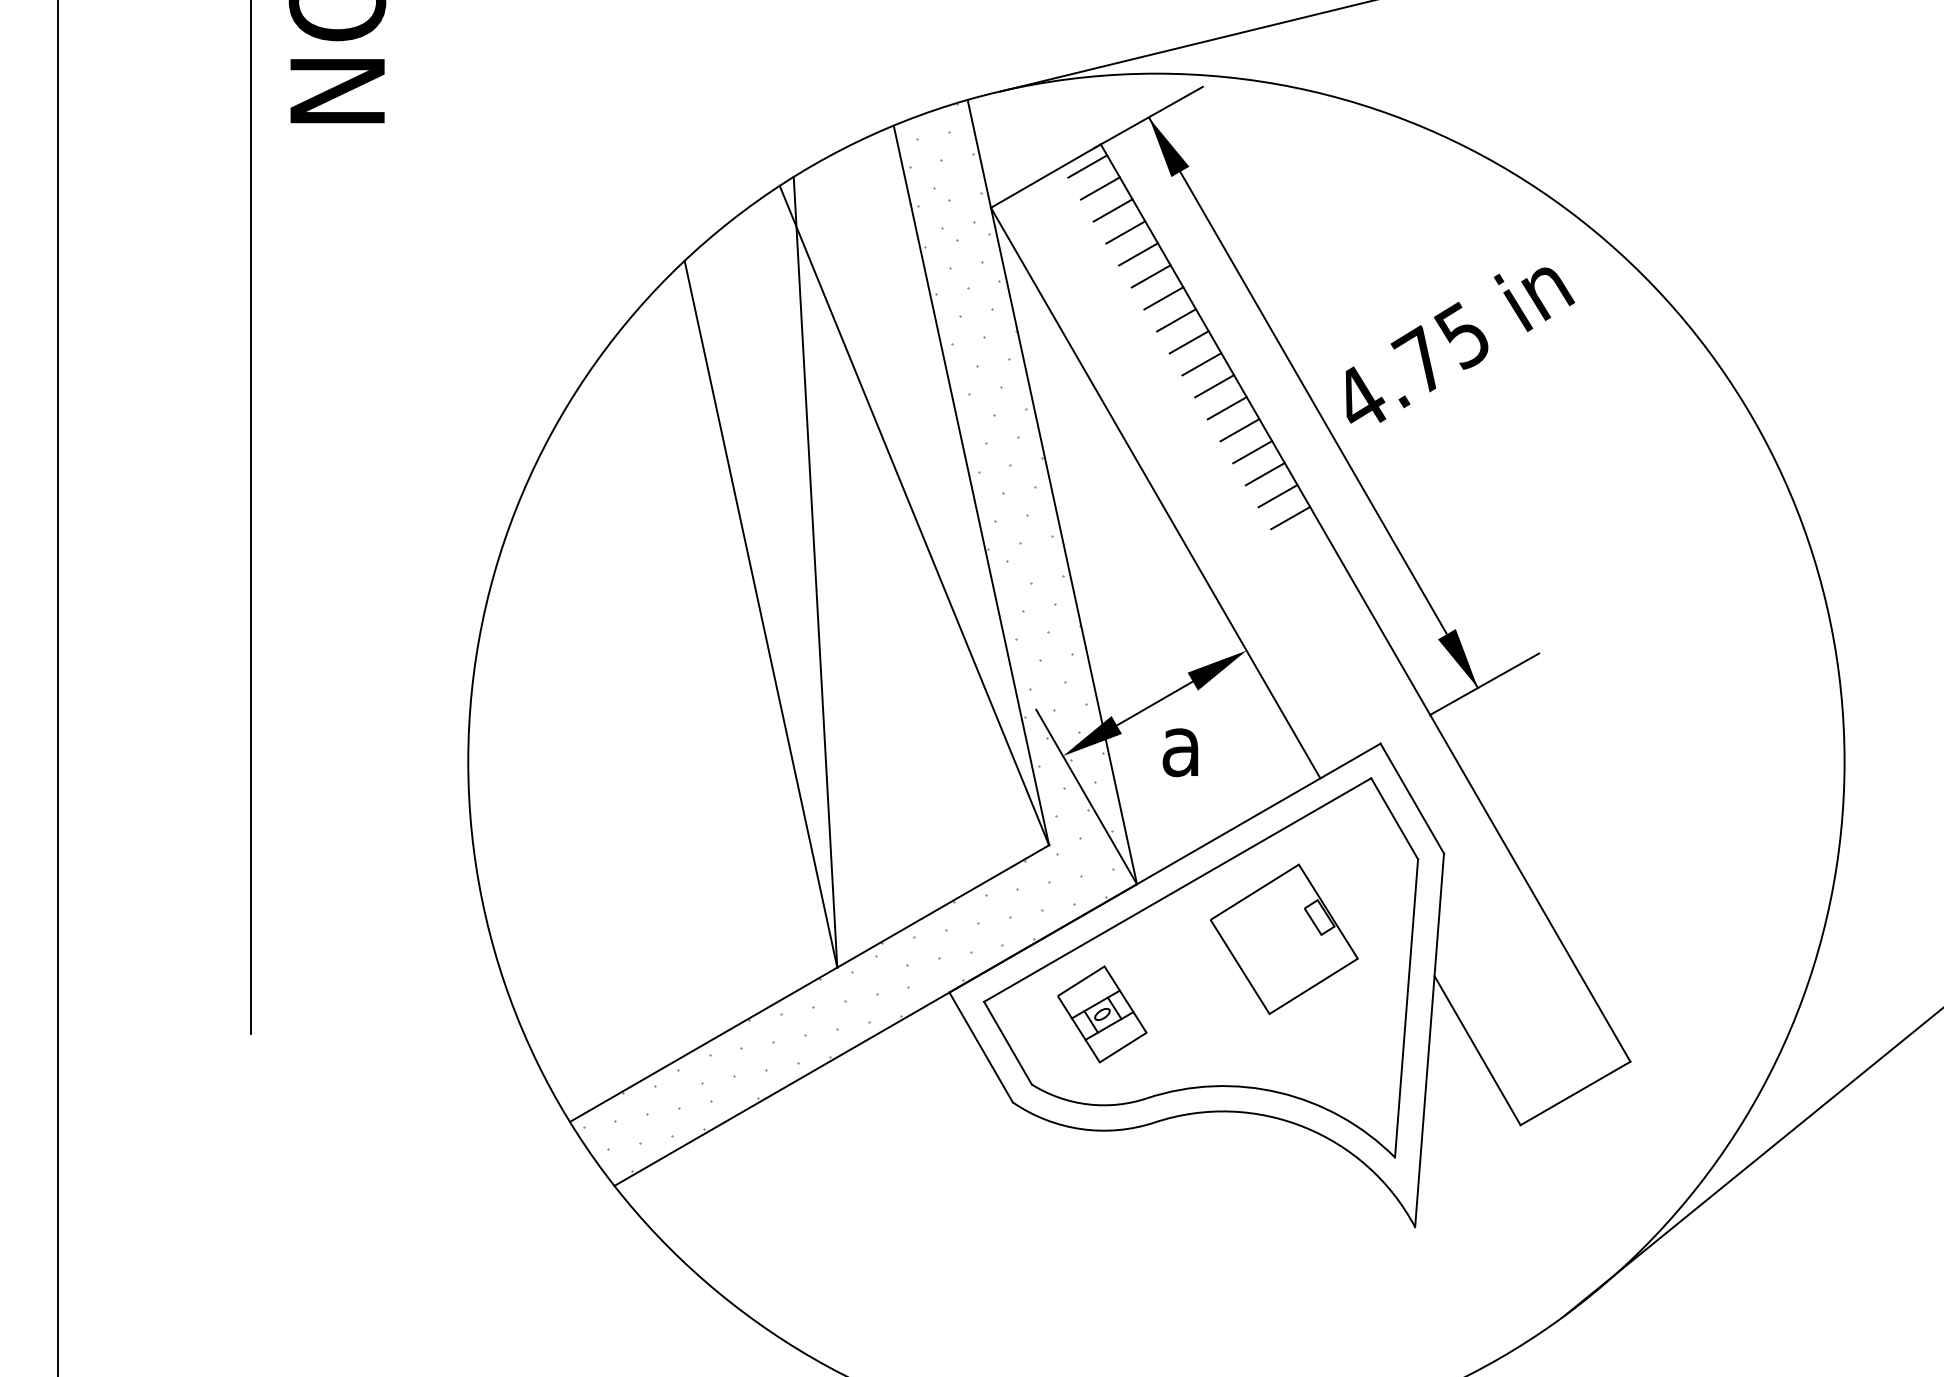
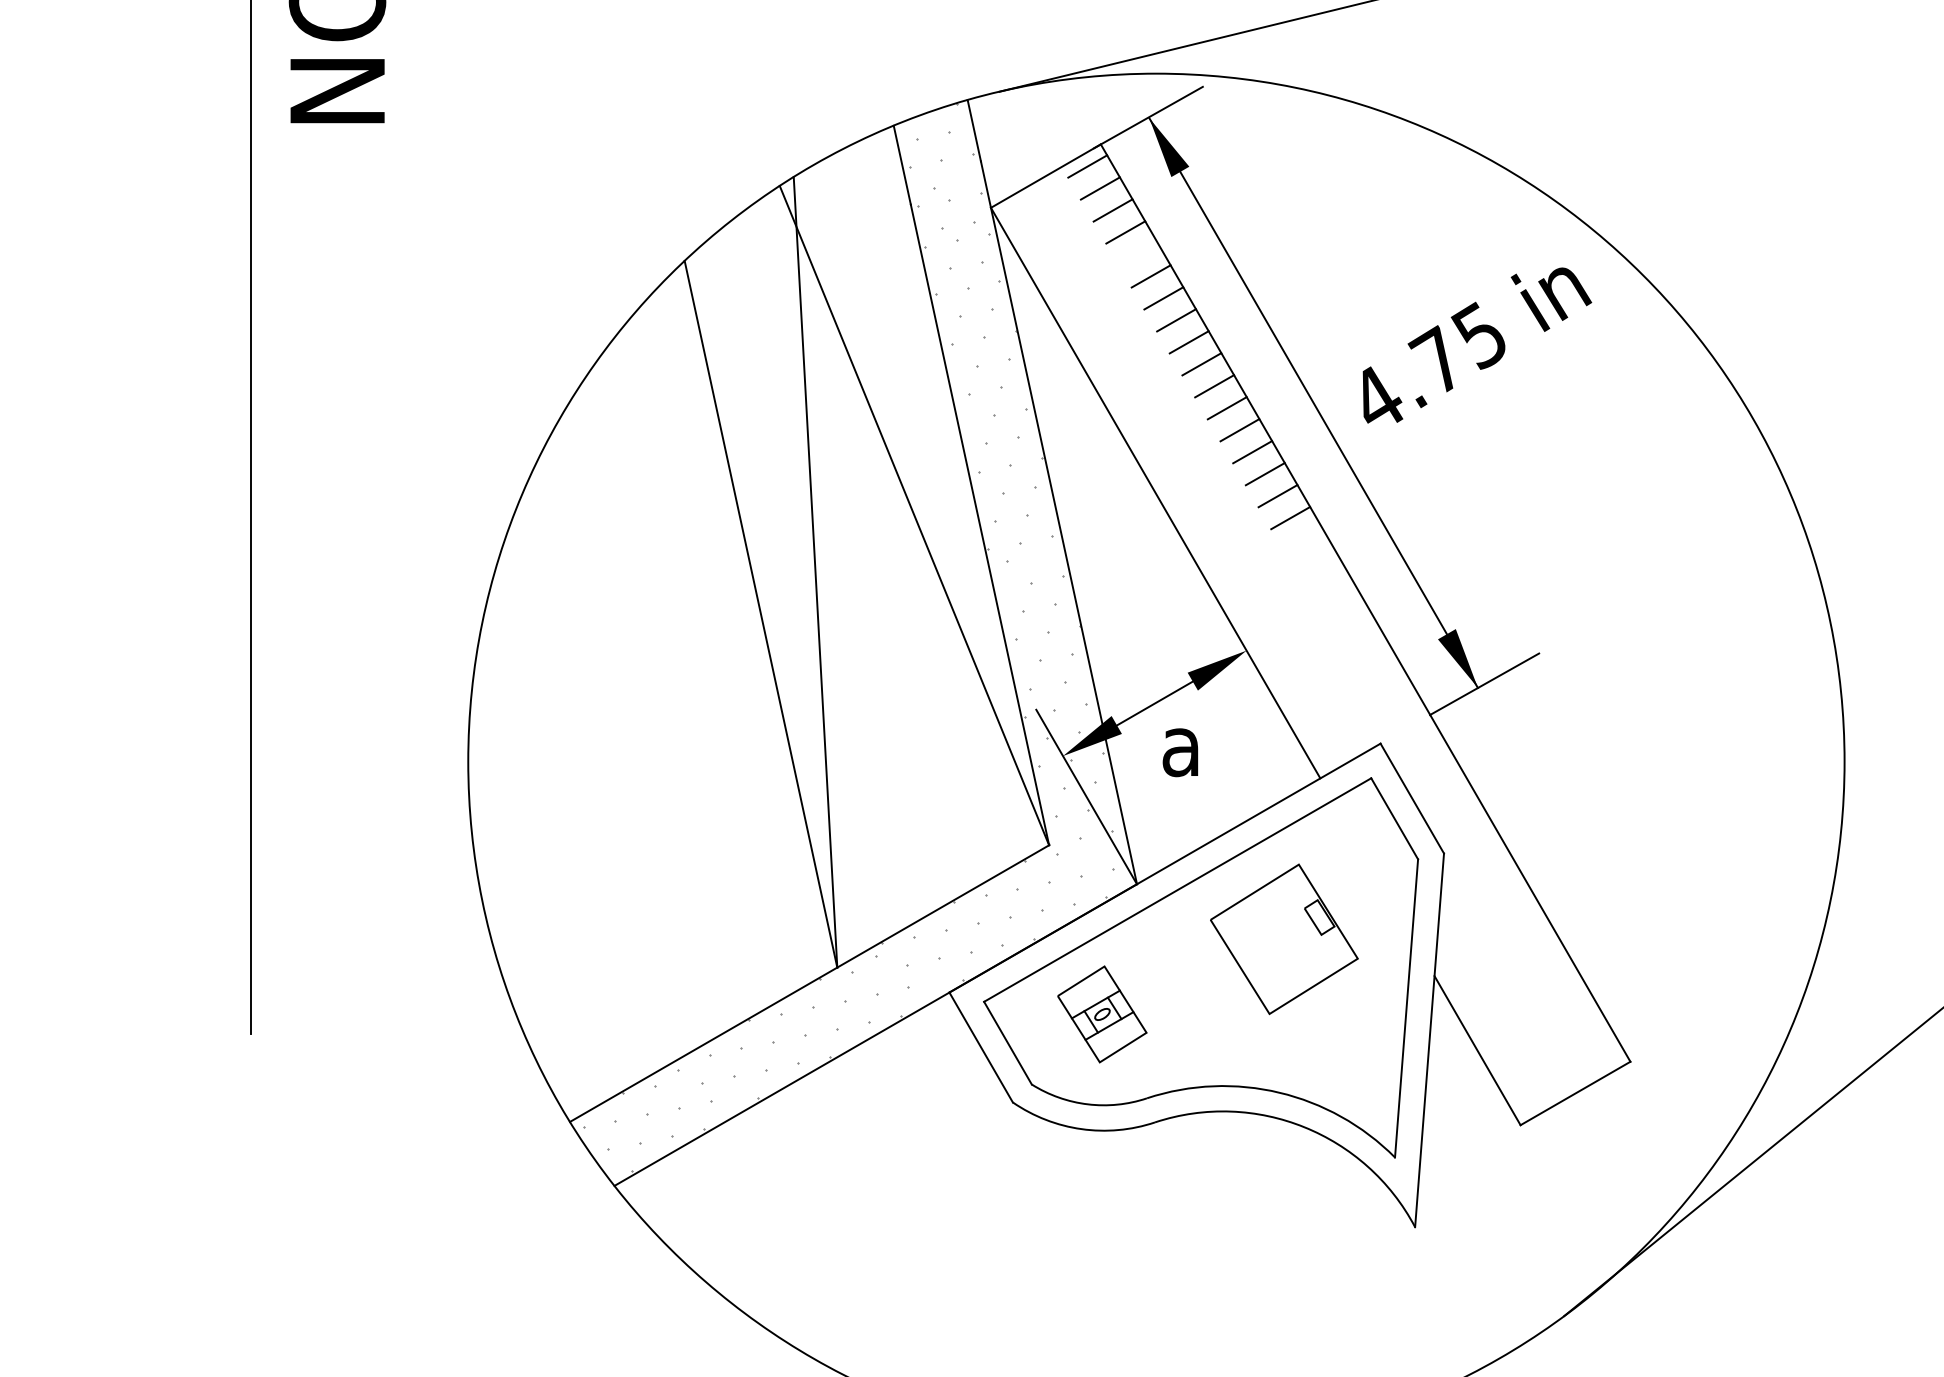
line: present -> none (1138, 254)
text position: (1460, 345) -> (1477, 345) (1477, 345)
line: present -> none (58, 687)
